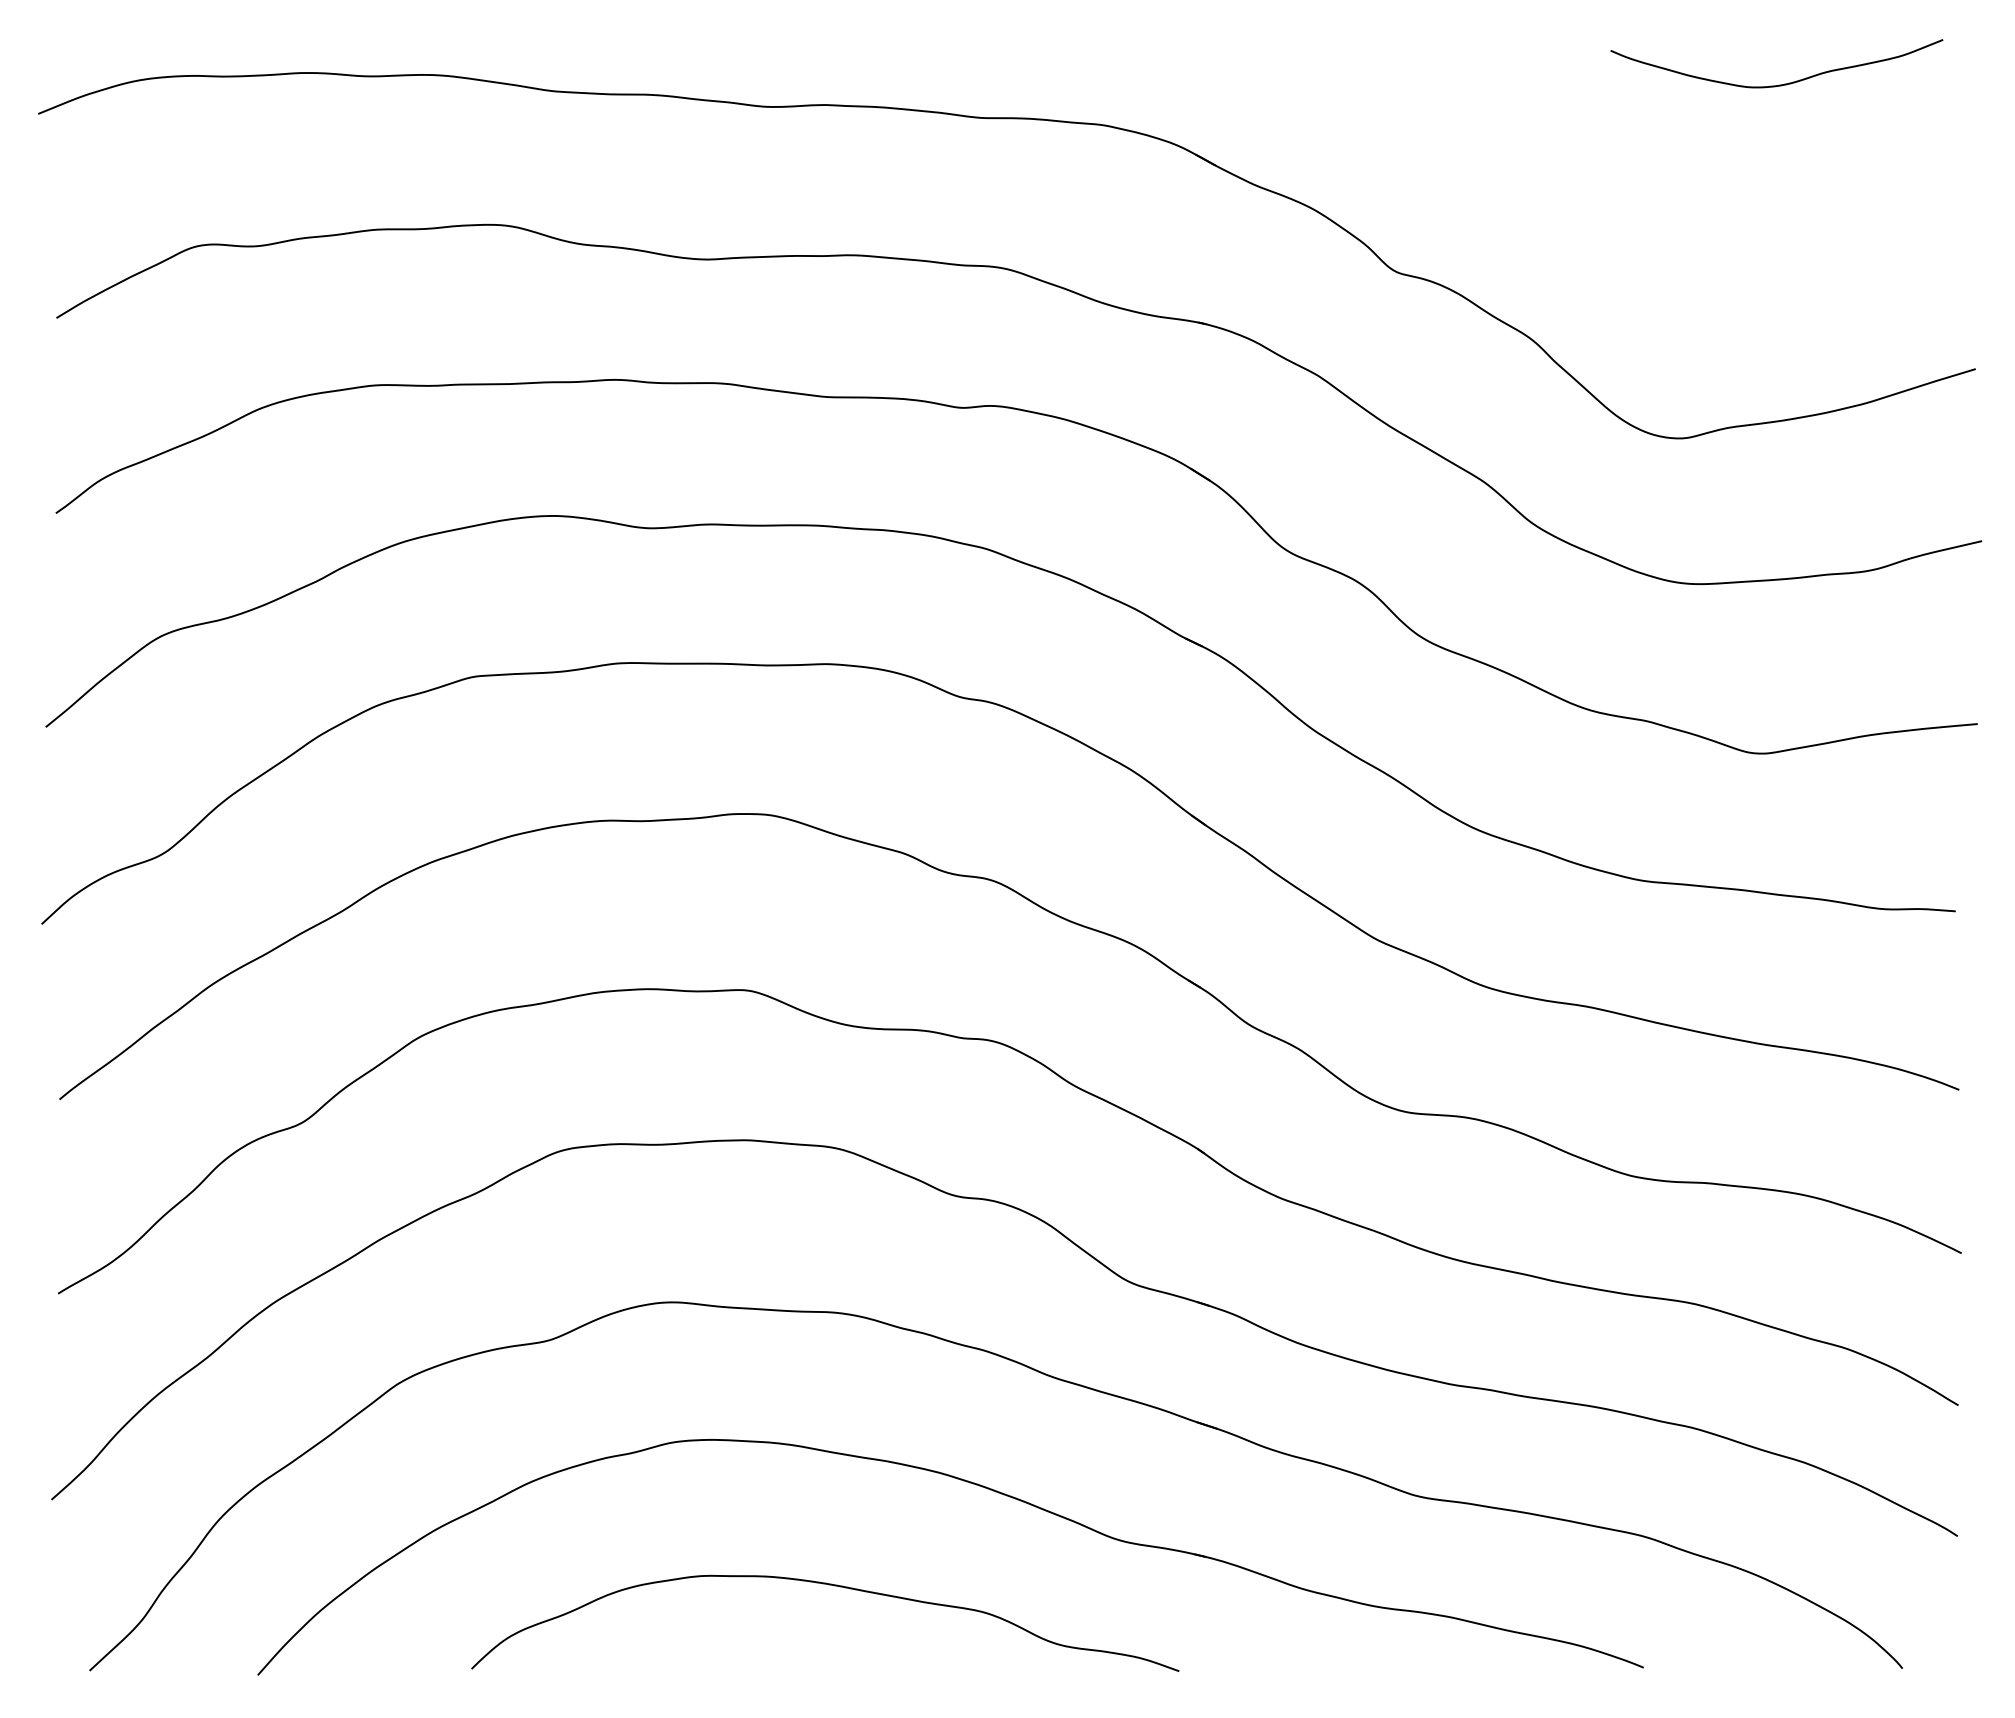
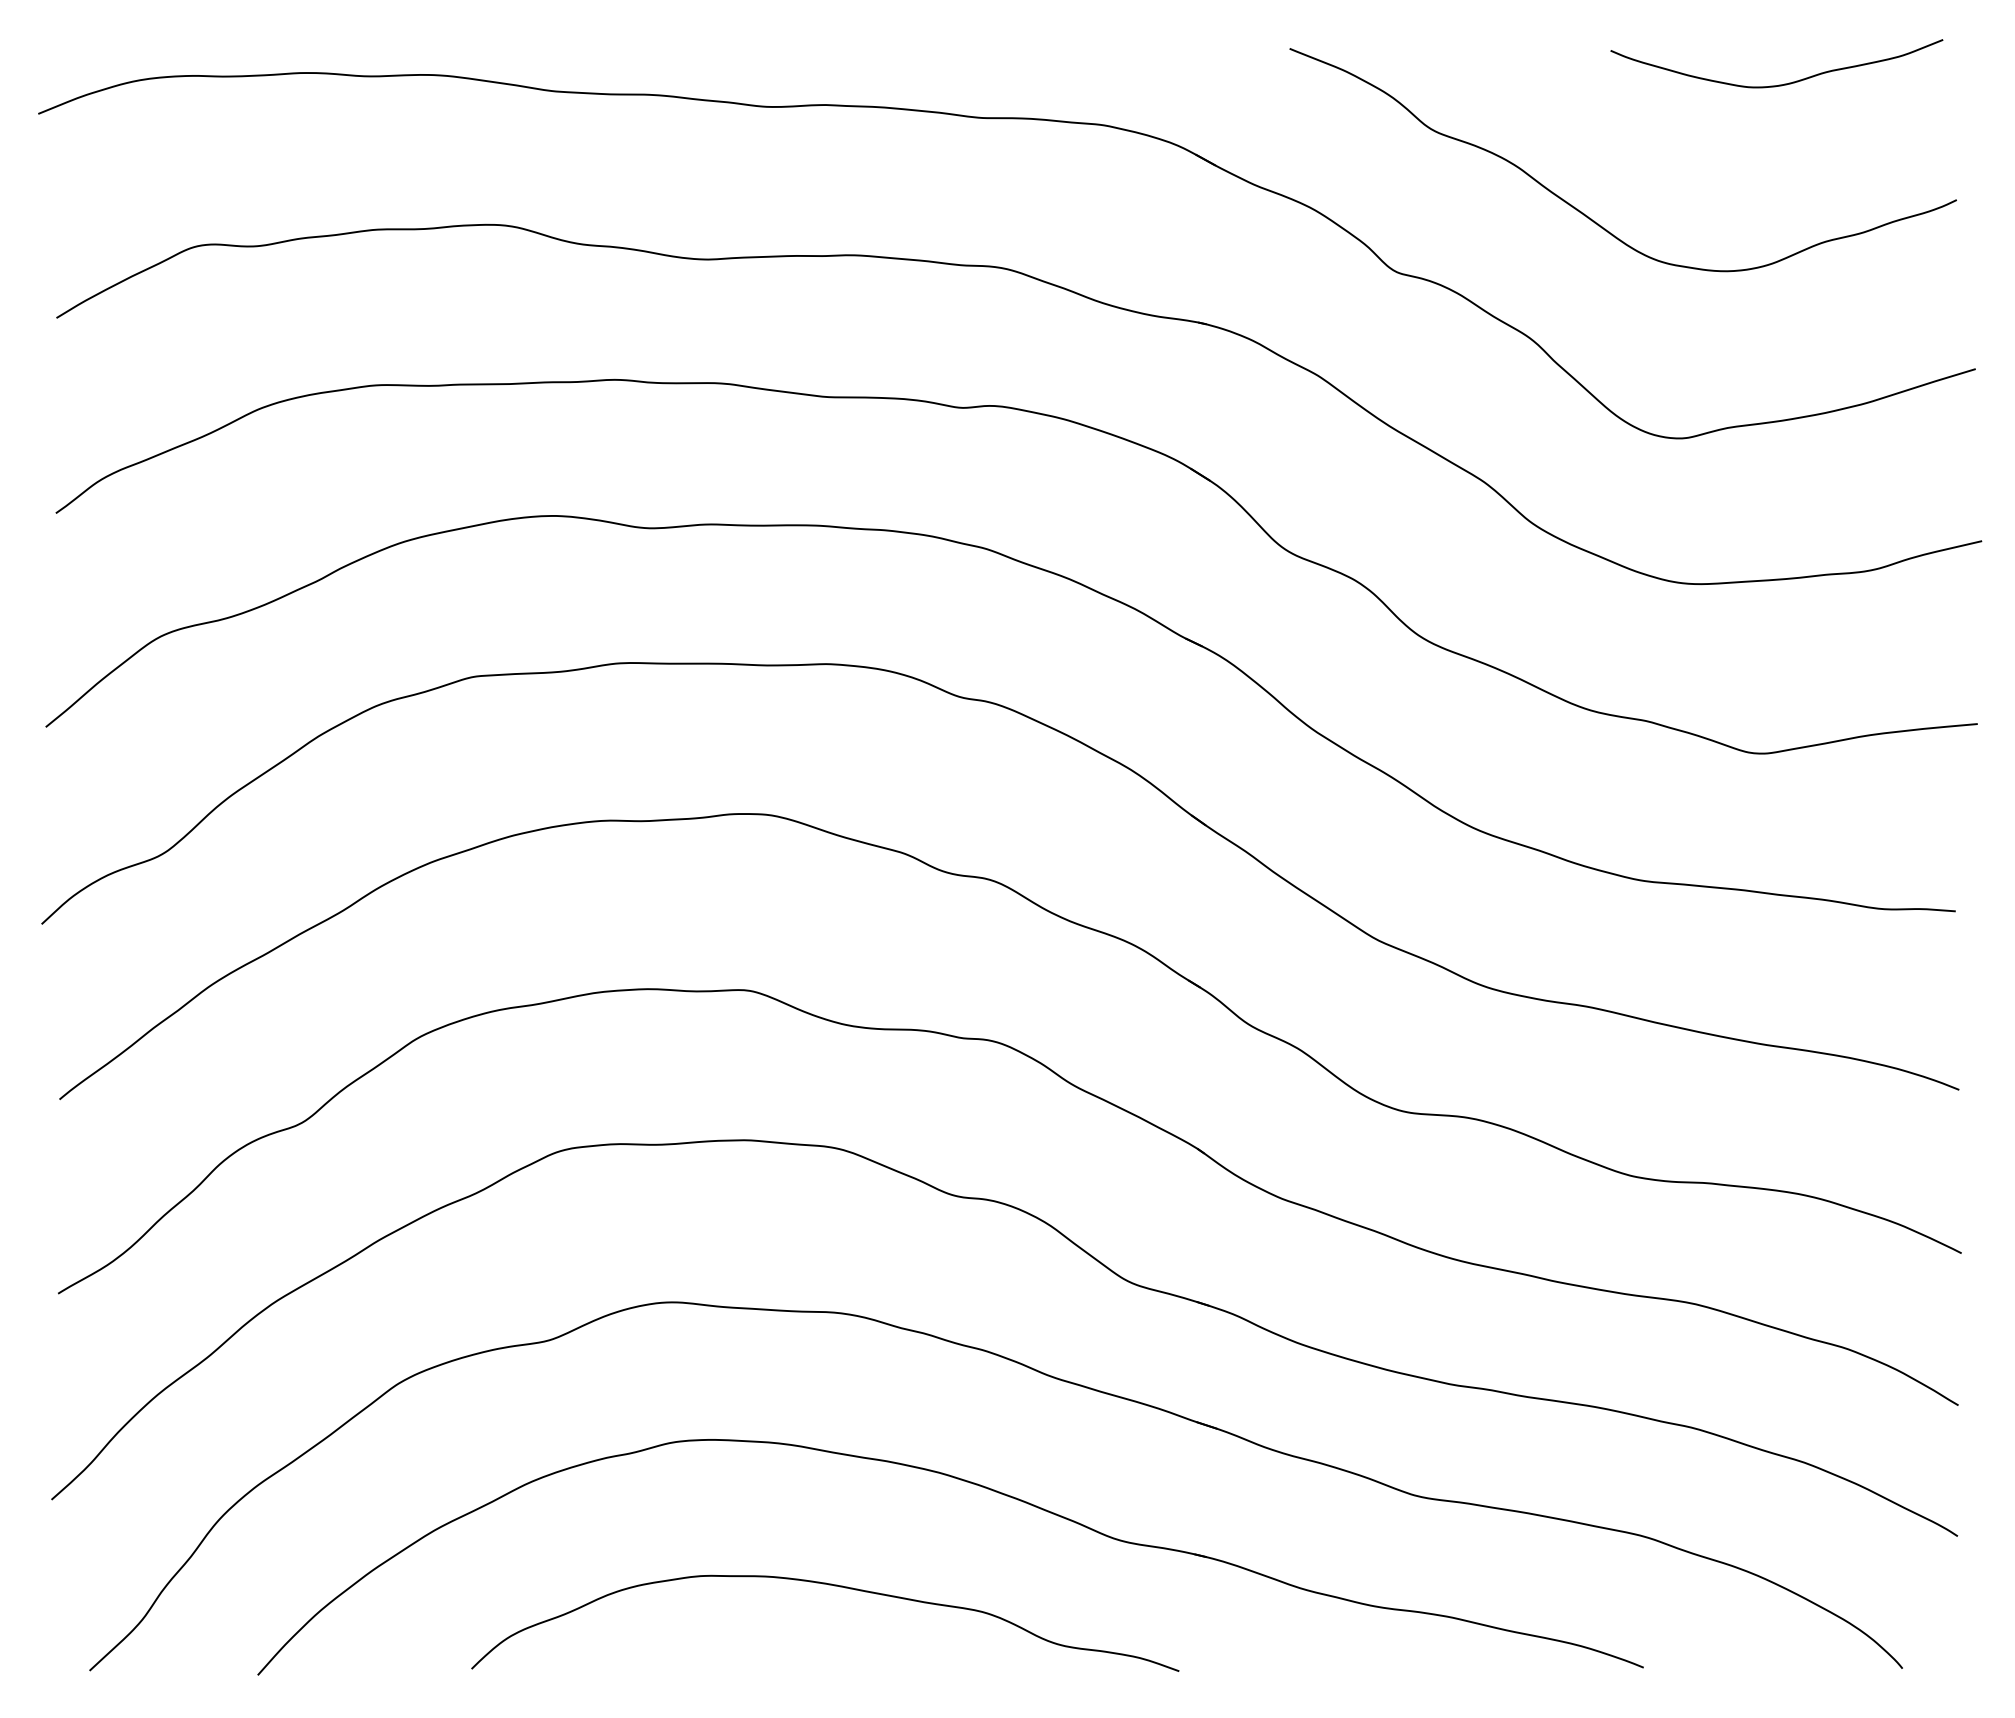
curve: none -> present (1587, 215)
